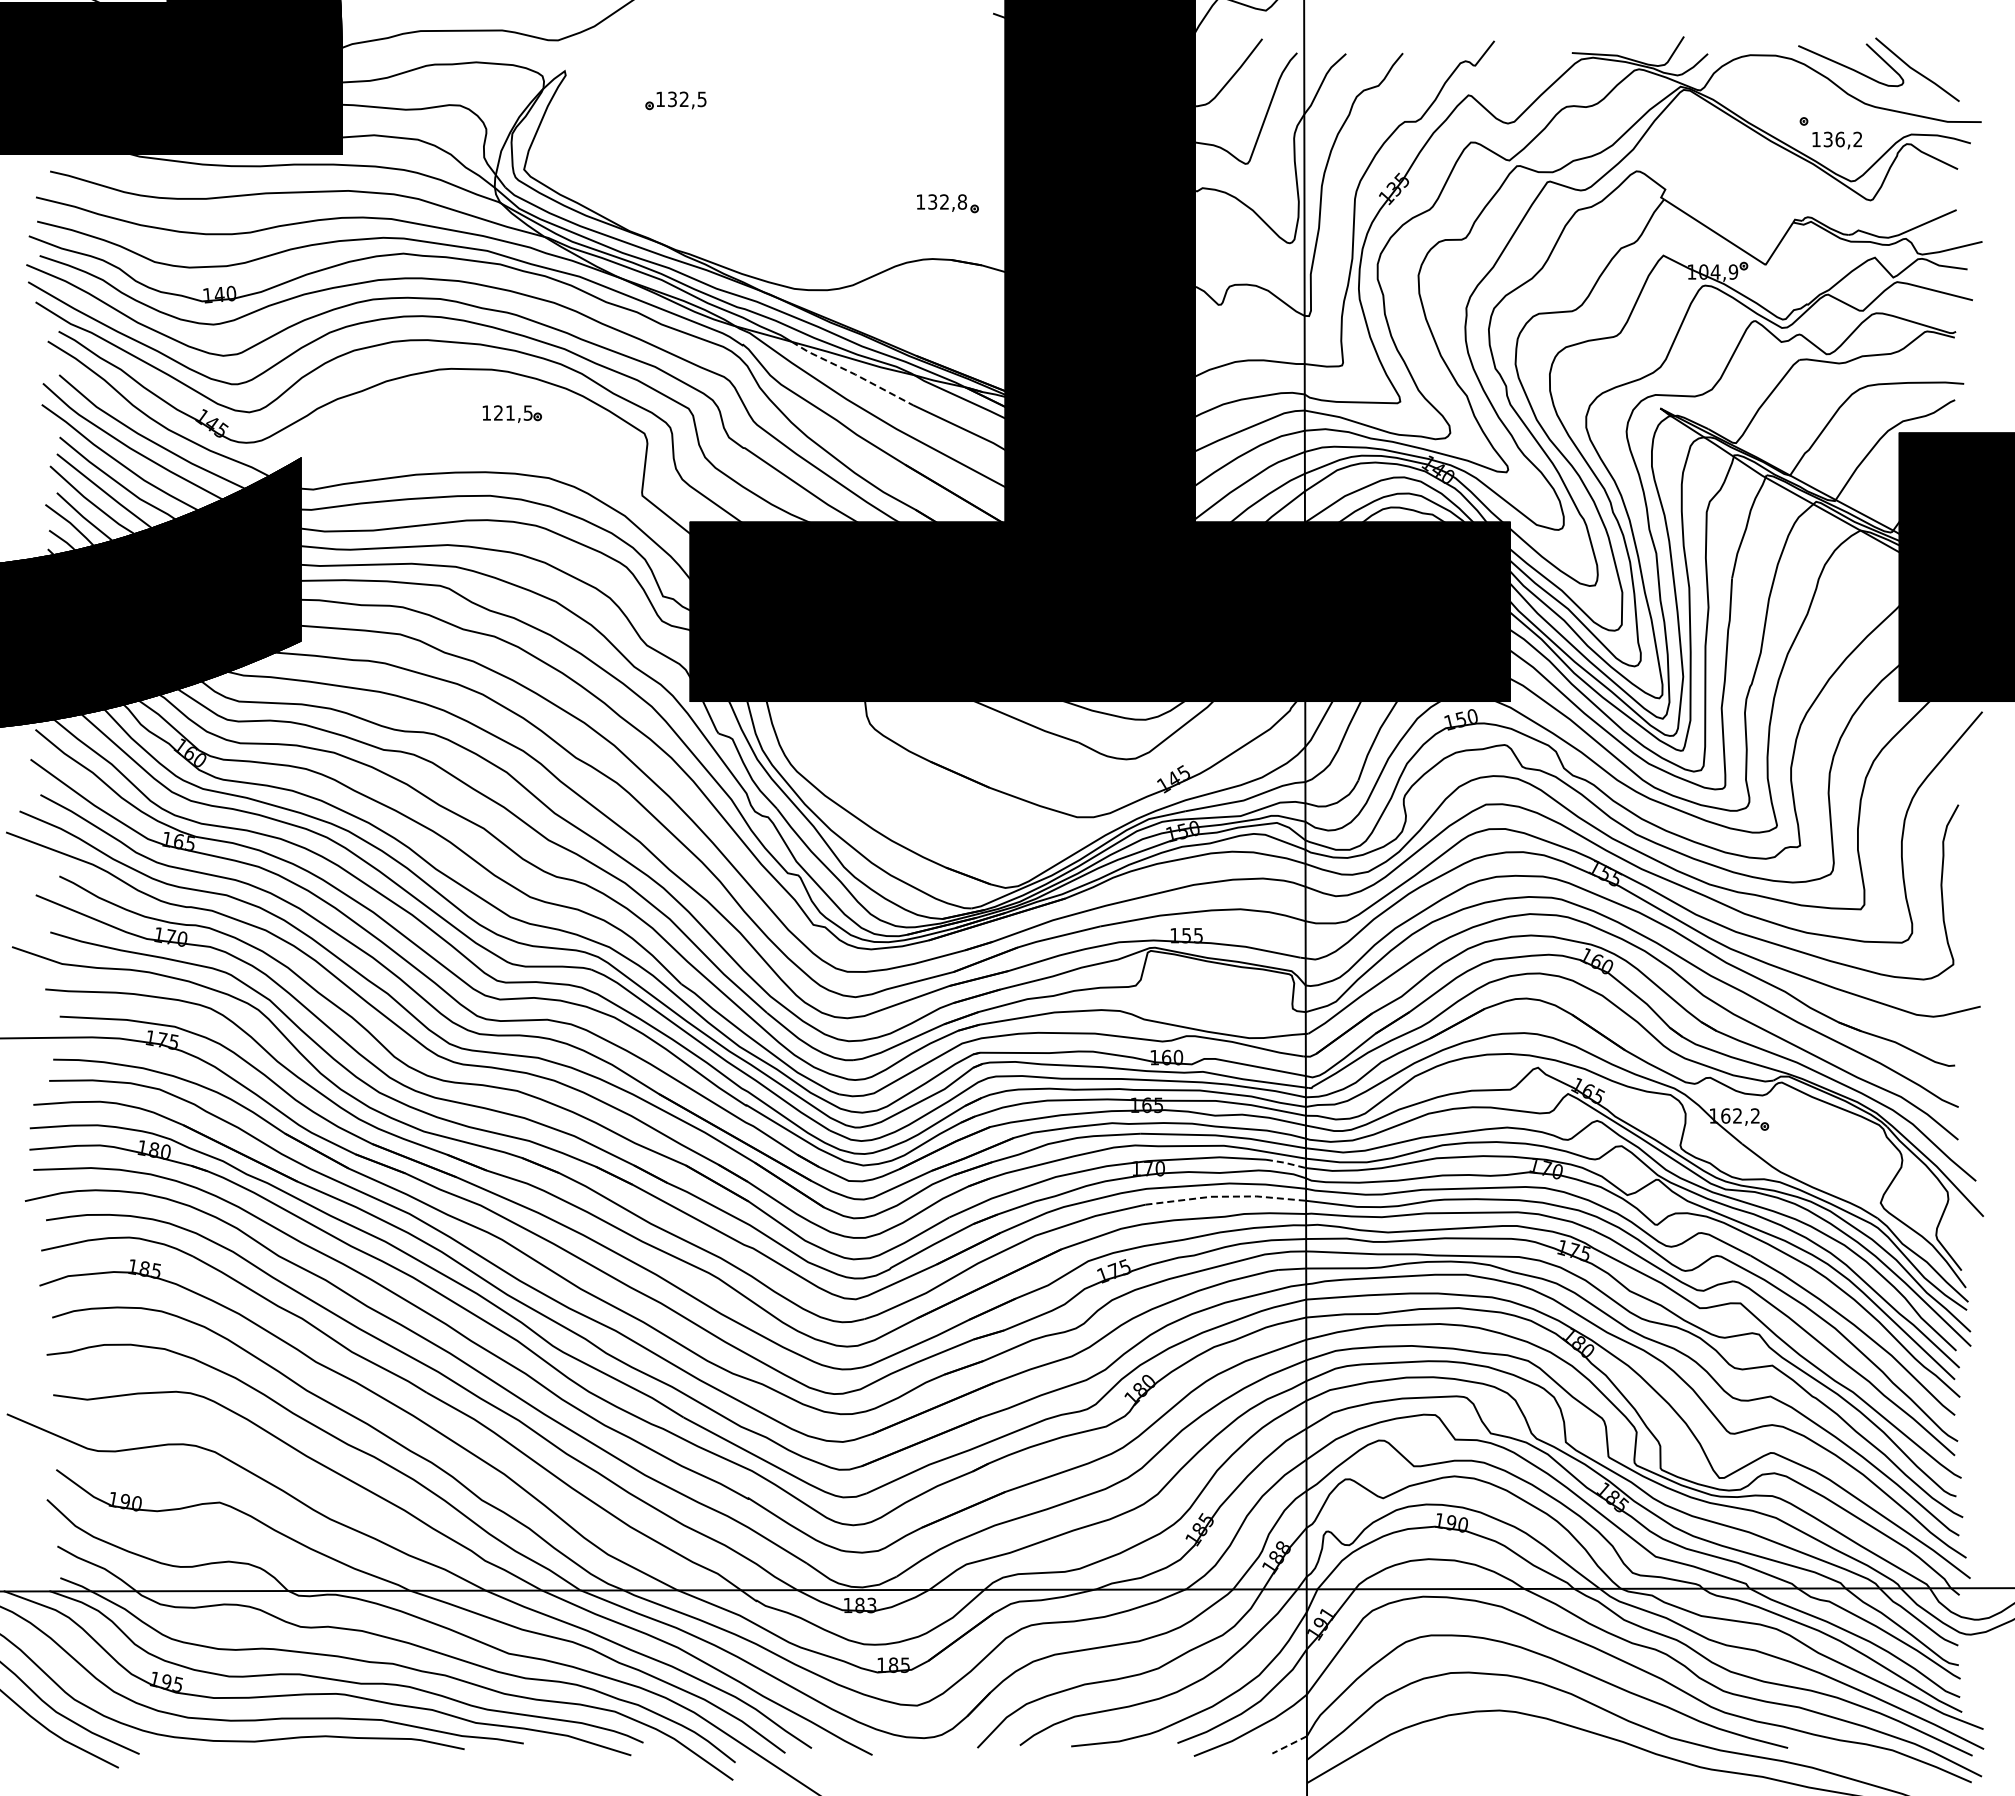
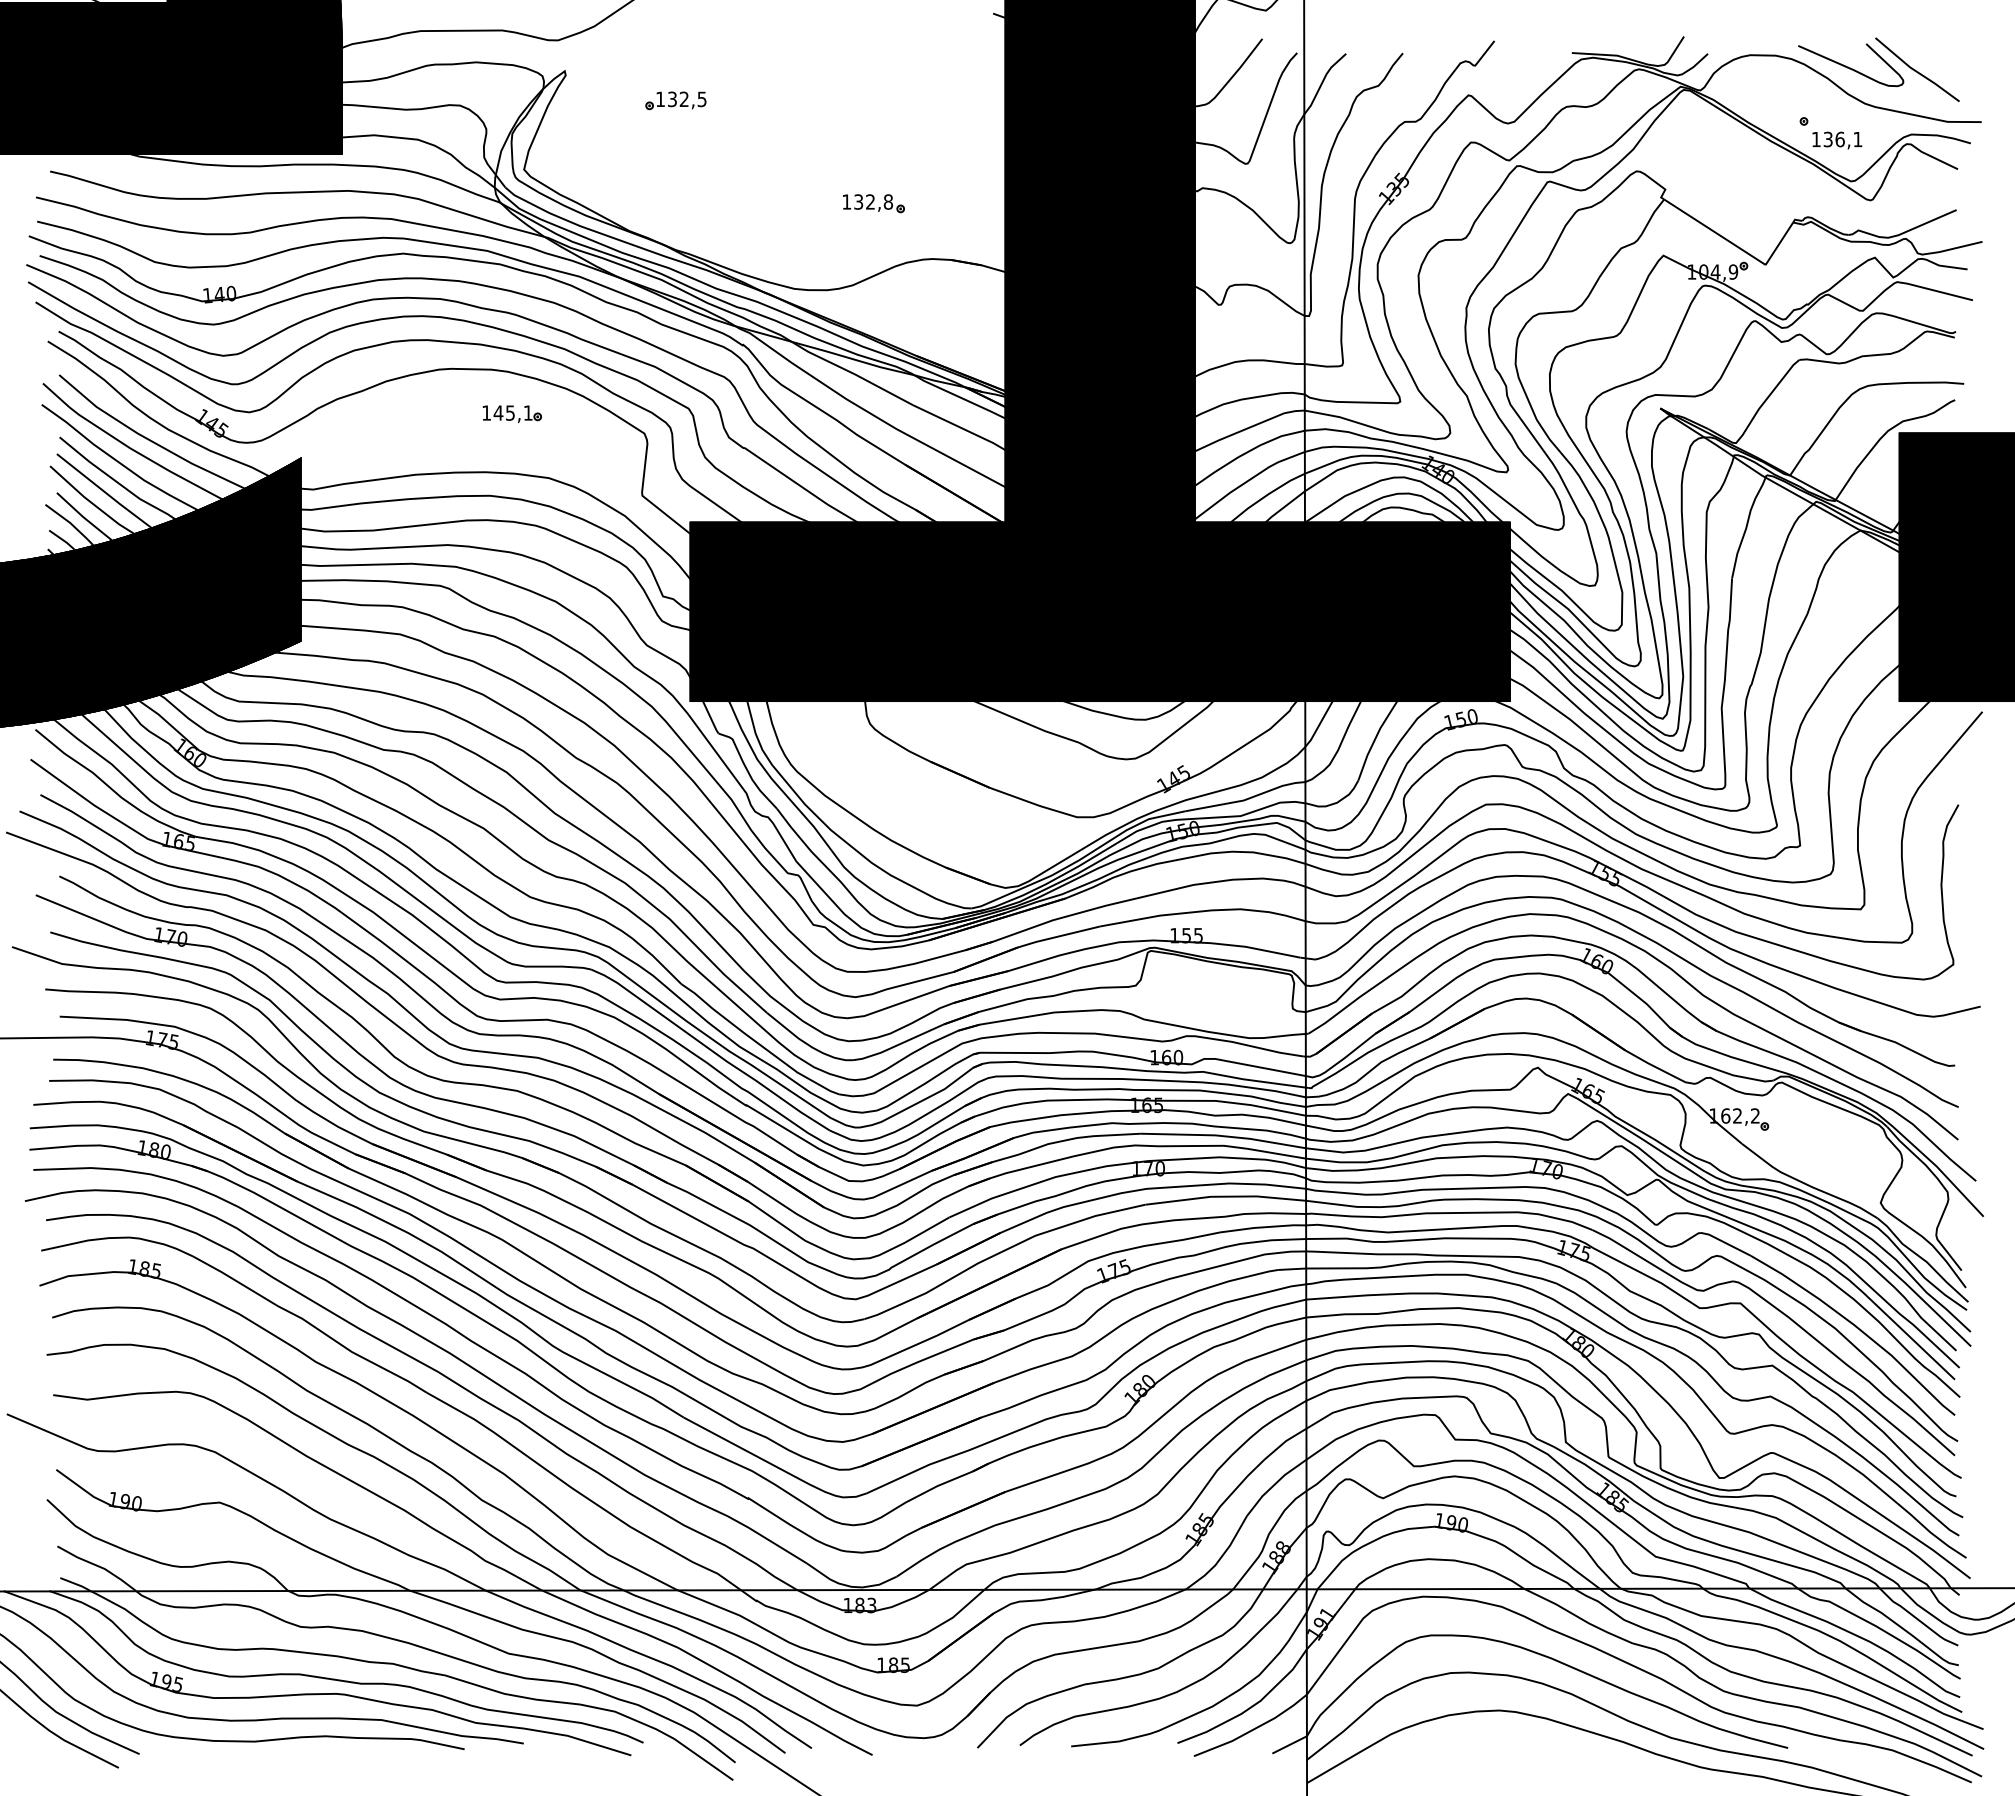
text: 136,2 -> 136,1 (1857, 138)
part position: (947, 203) -> (873, 203) (873, 203)
line: dashed -> solid (852, 373)
text: 121,5 -> 145,1 (512, 412)
line: dashed -> solid (1286, 1163)
line: dashed -> solid (1225, 1196)
line: dashed -> solid (1289, 1745)
